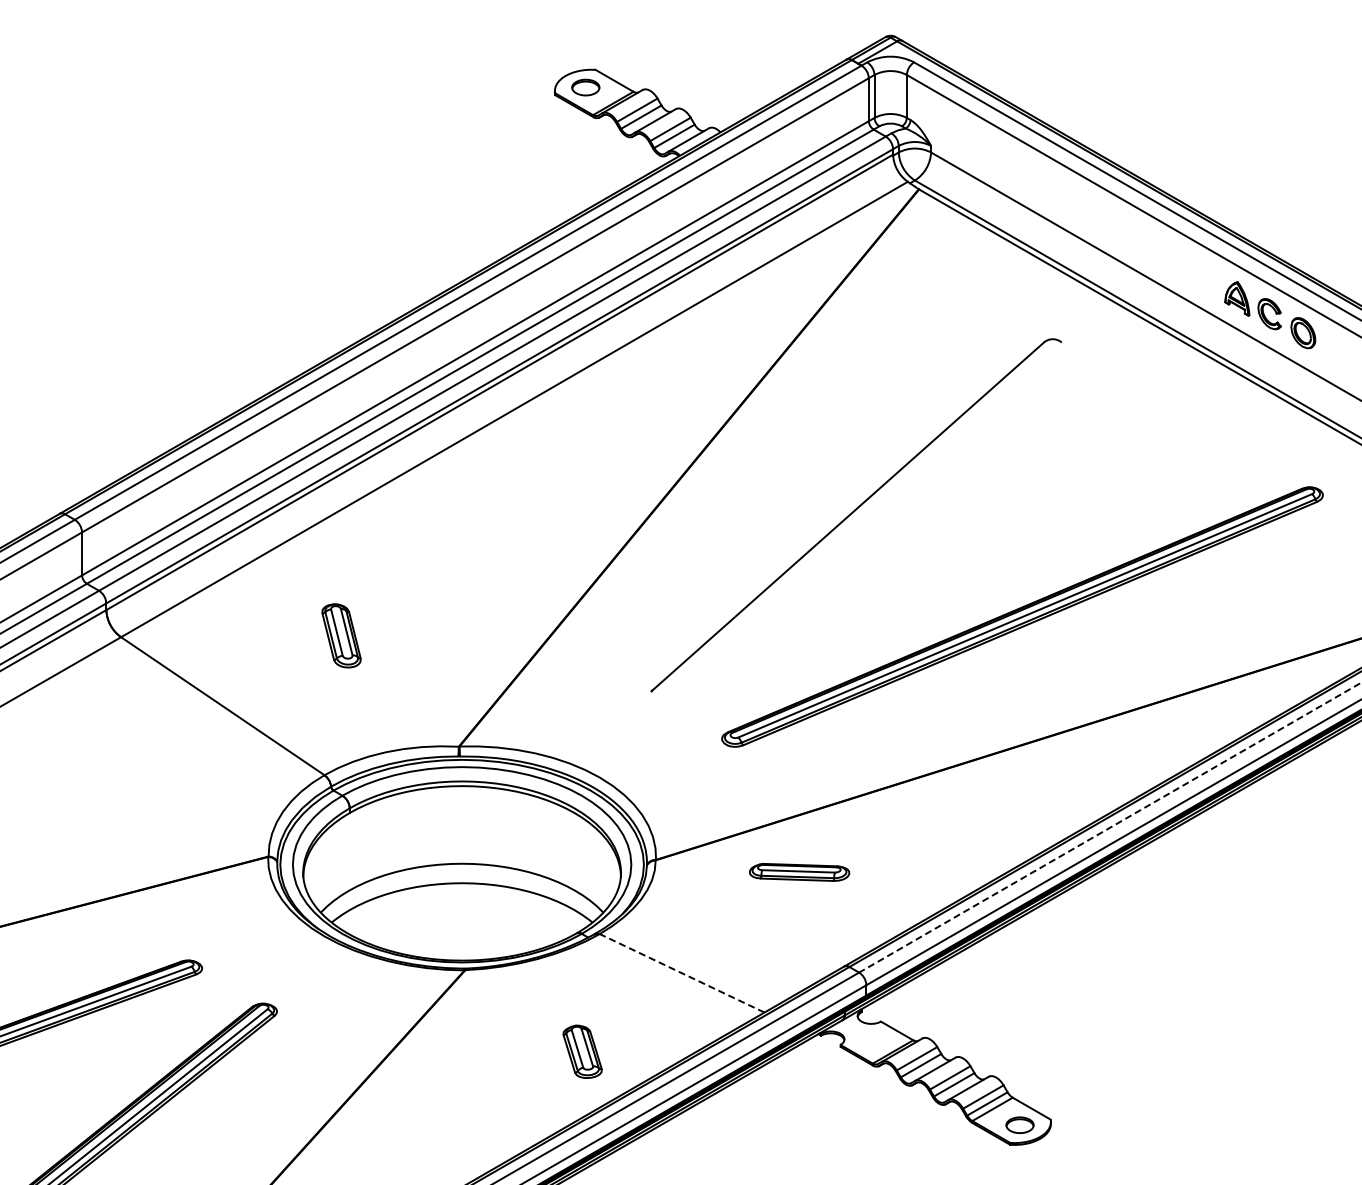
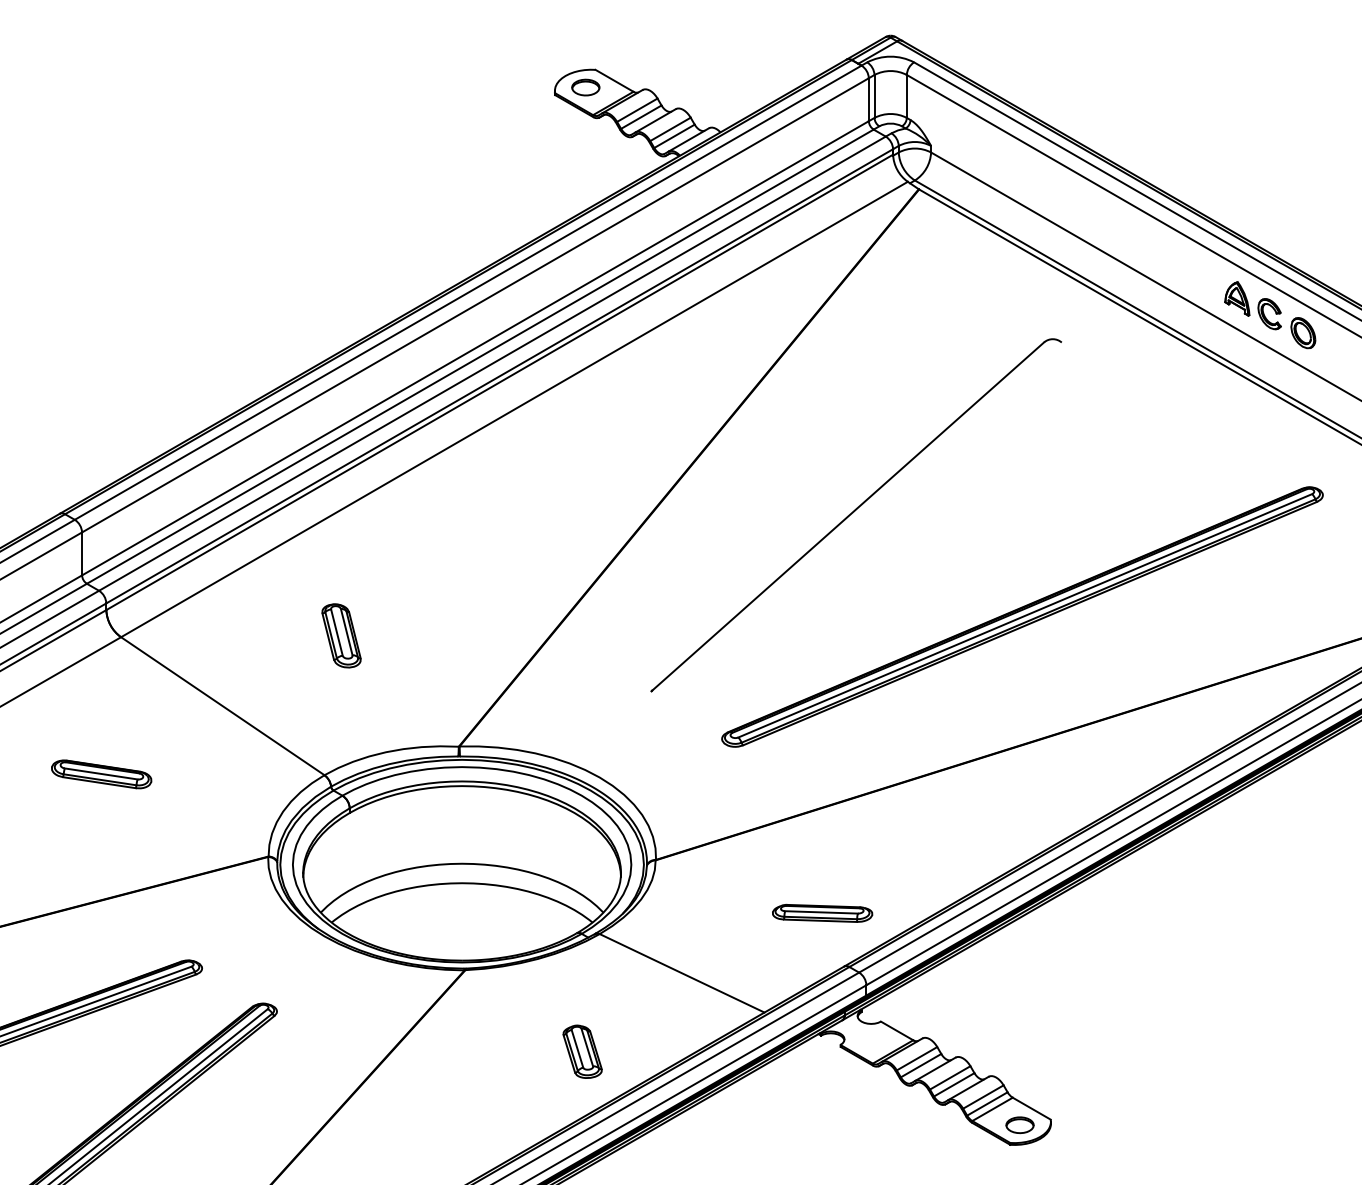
part: none -> present (101, 774)
line: dashed -> solid (1110, 827)
part position: (799, 871) -> (822, 912) (822, 912)
line: dashed -> solid (681, 973)
